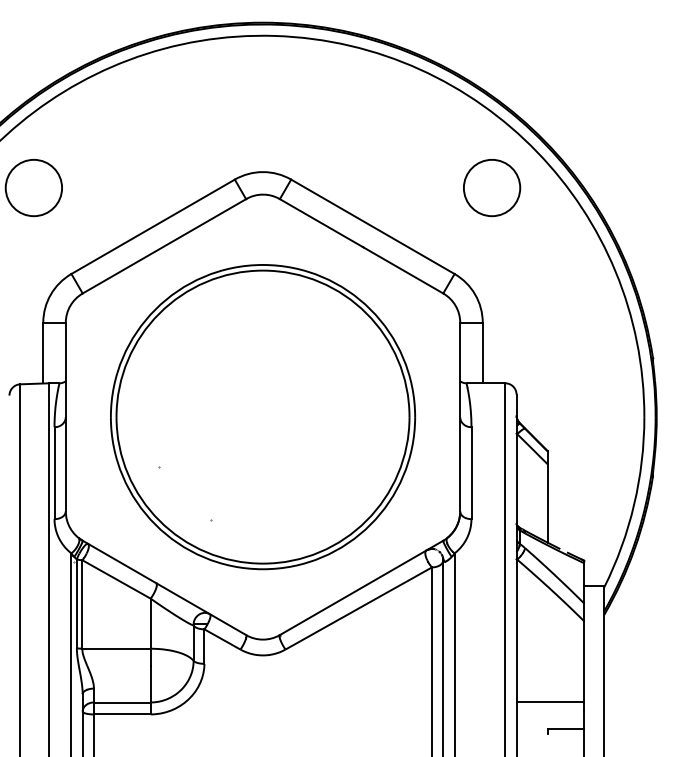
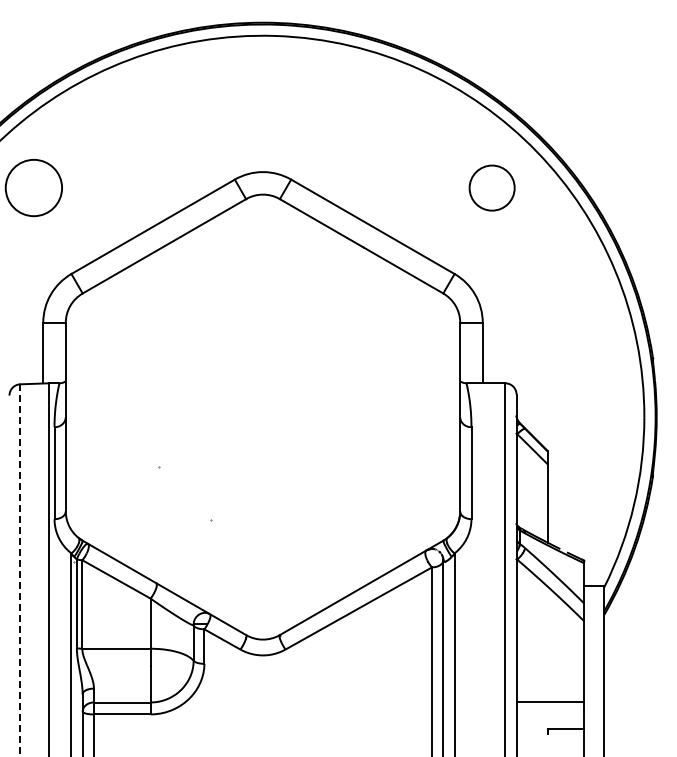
part size: 59x59 px -> 48x48 px (491, 187)
part: present -> none (263, 417)
line: solid -> dashed (20, 570)
